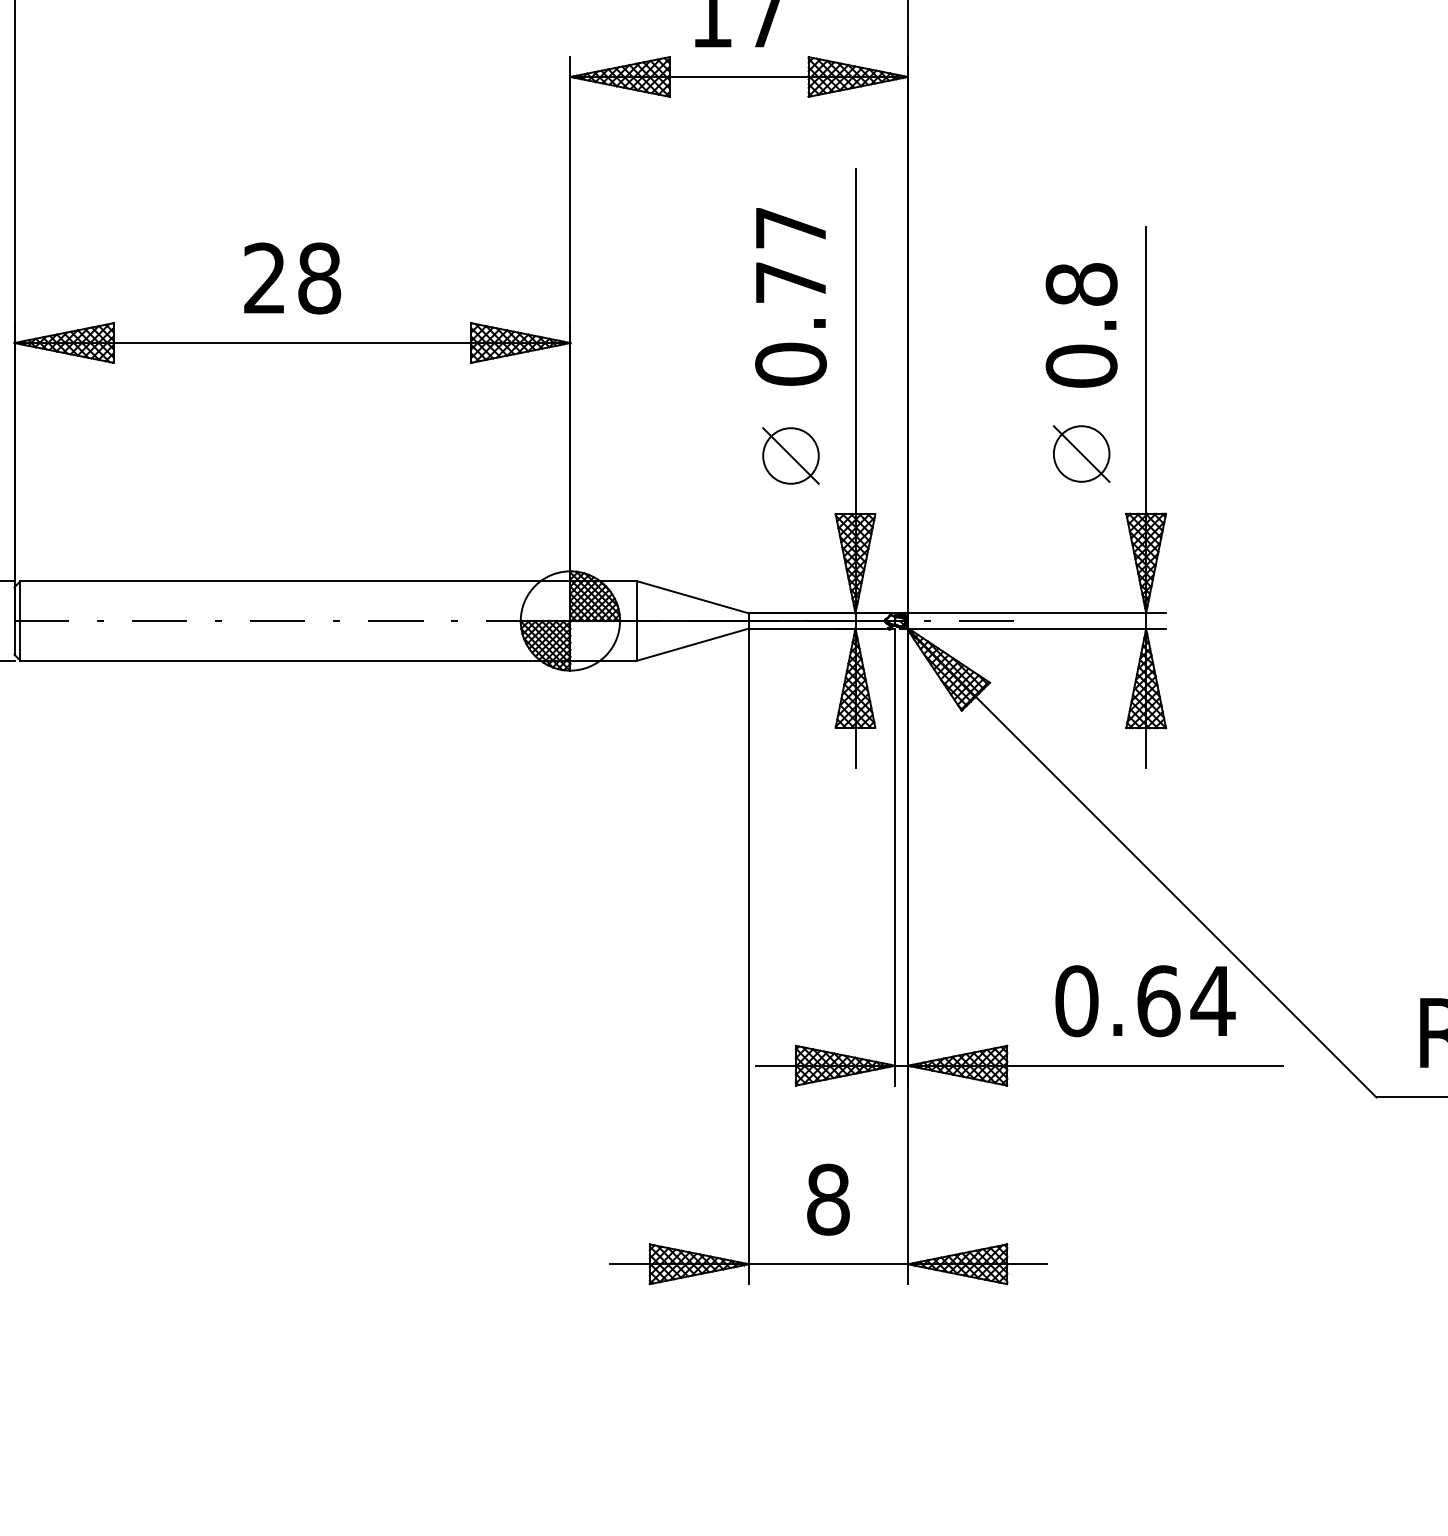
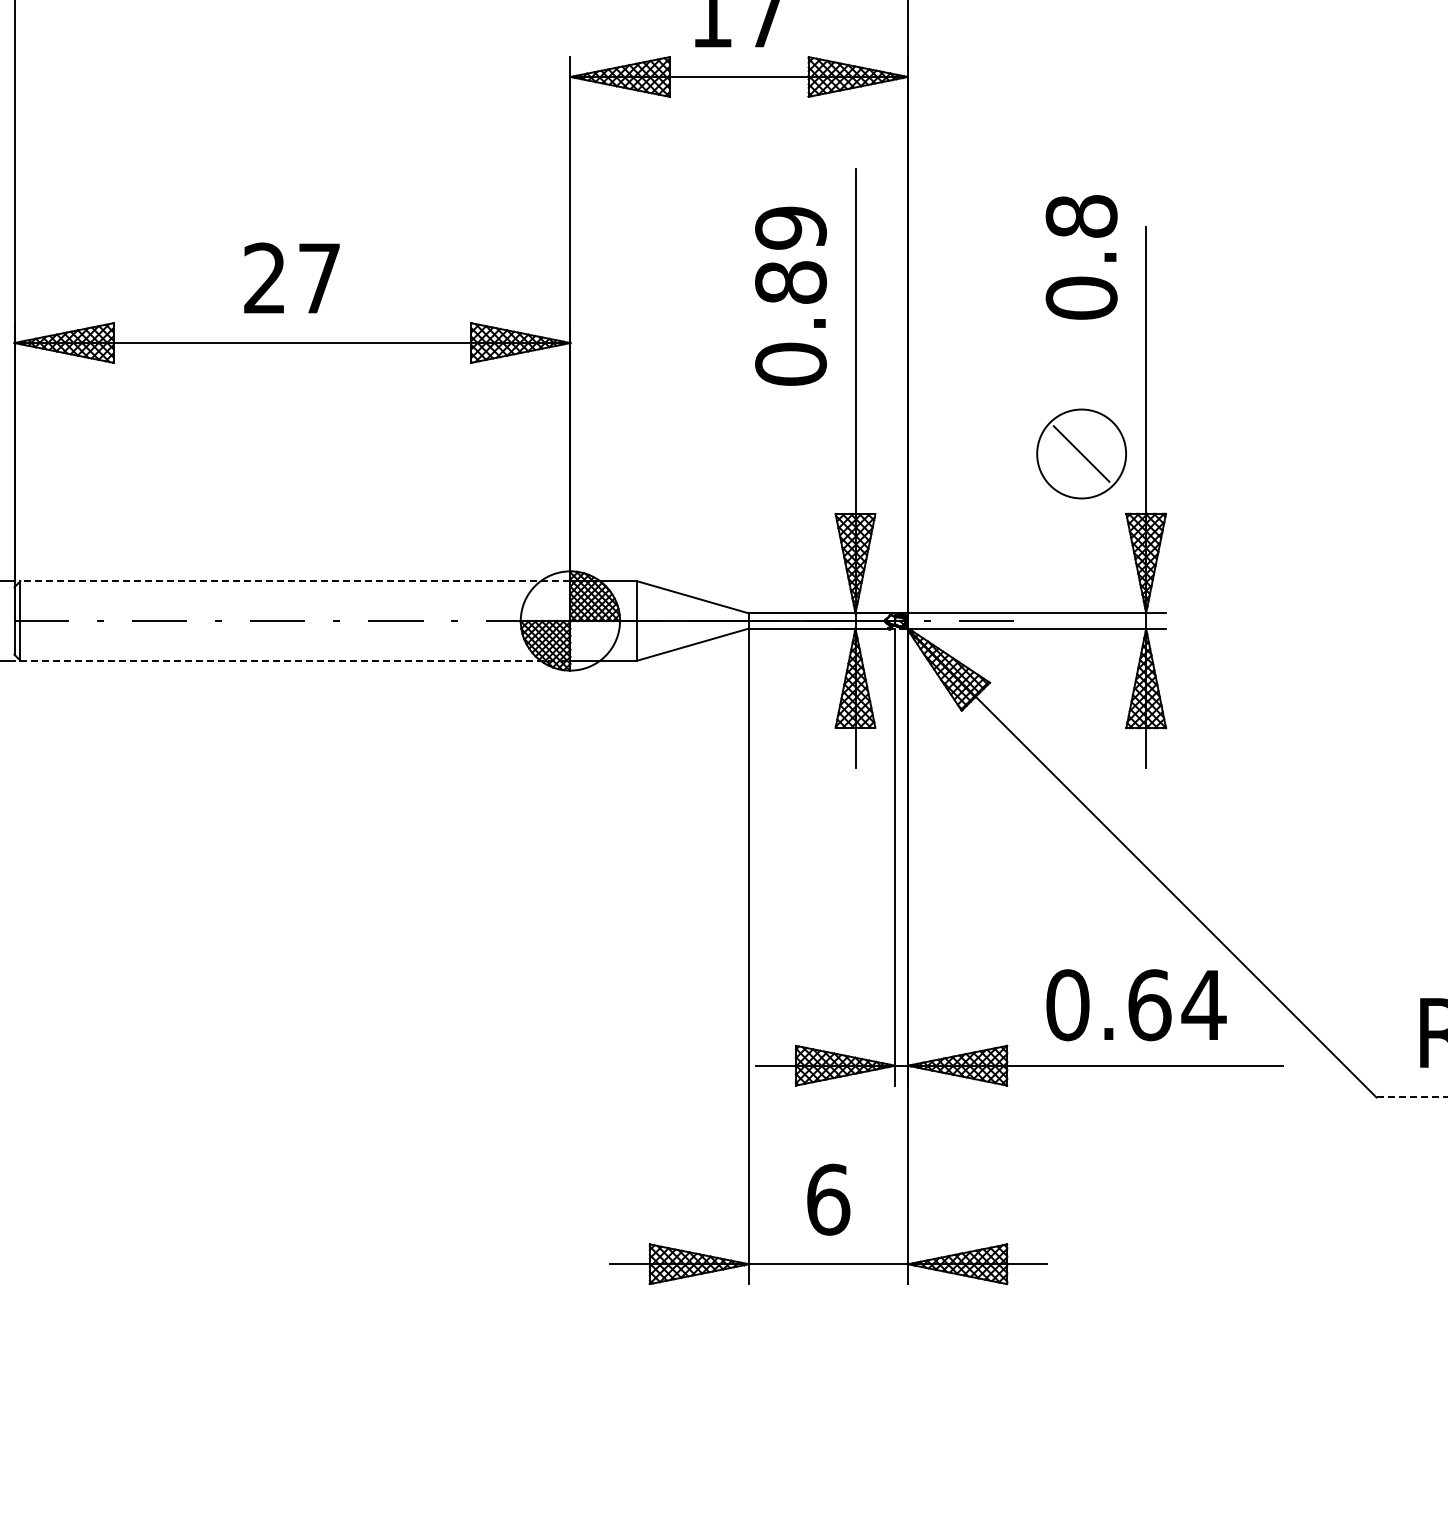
text: 0.77 -> 0.89 (790, 254)
text: 28 -> 27 (319, 278)
text position: (1081, 325) -> (1081, 257) (1081, 257)
circle diameter: 56 px -> 89 px (1081, 453)
part: present -> none (790, 455)
line: solid -> dashed (295, 581)
line: solid -> dashed (295, 660)
text position: (1145, 1001) -> (1136, 1005) (1136, 1005)
line: solid -> dashed (1412, 1097)
text: 8 -> 6 (828, 1199)
